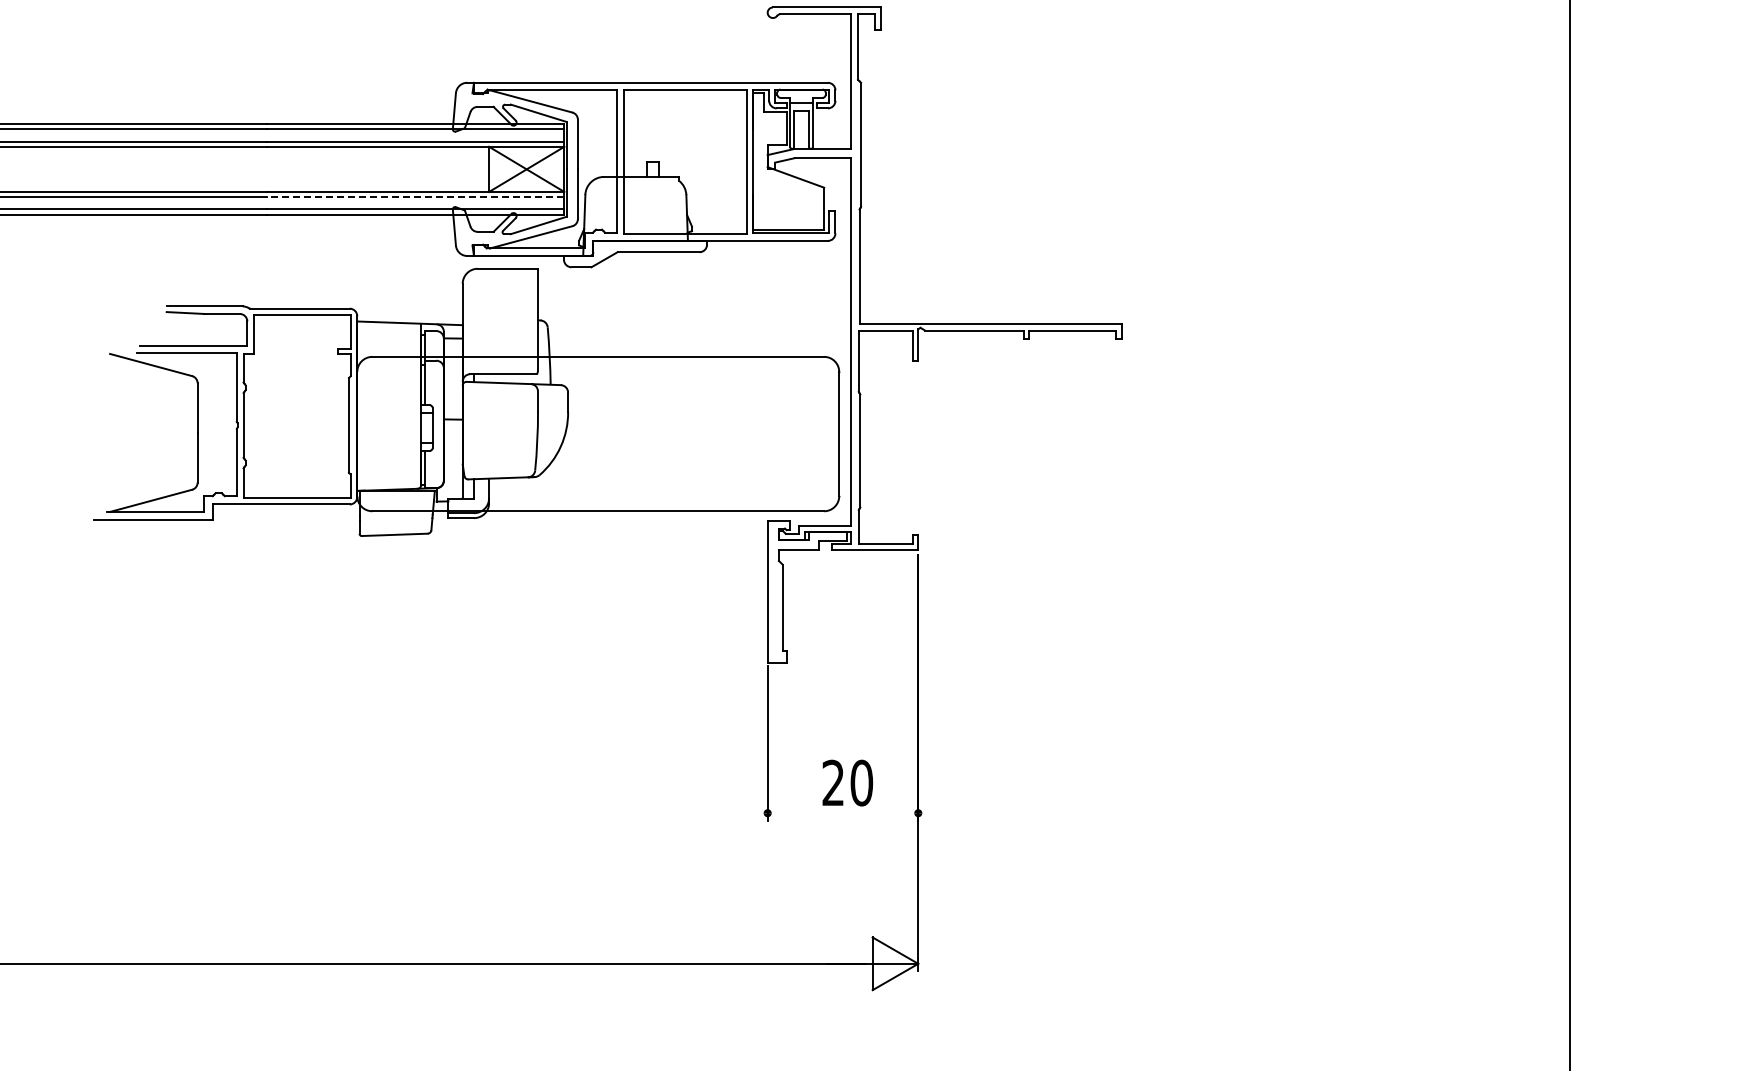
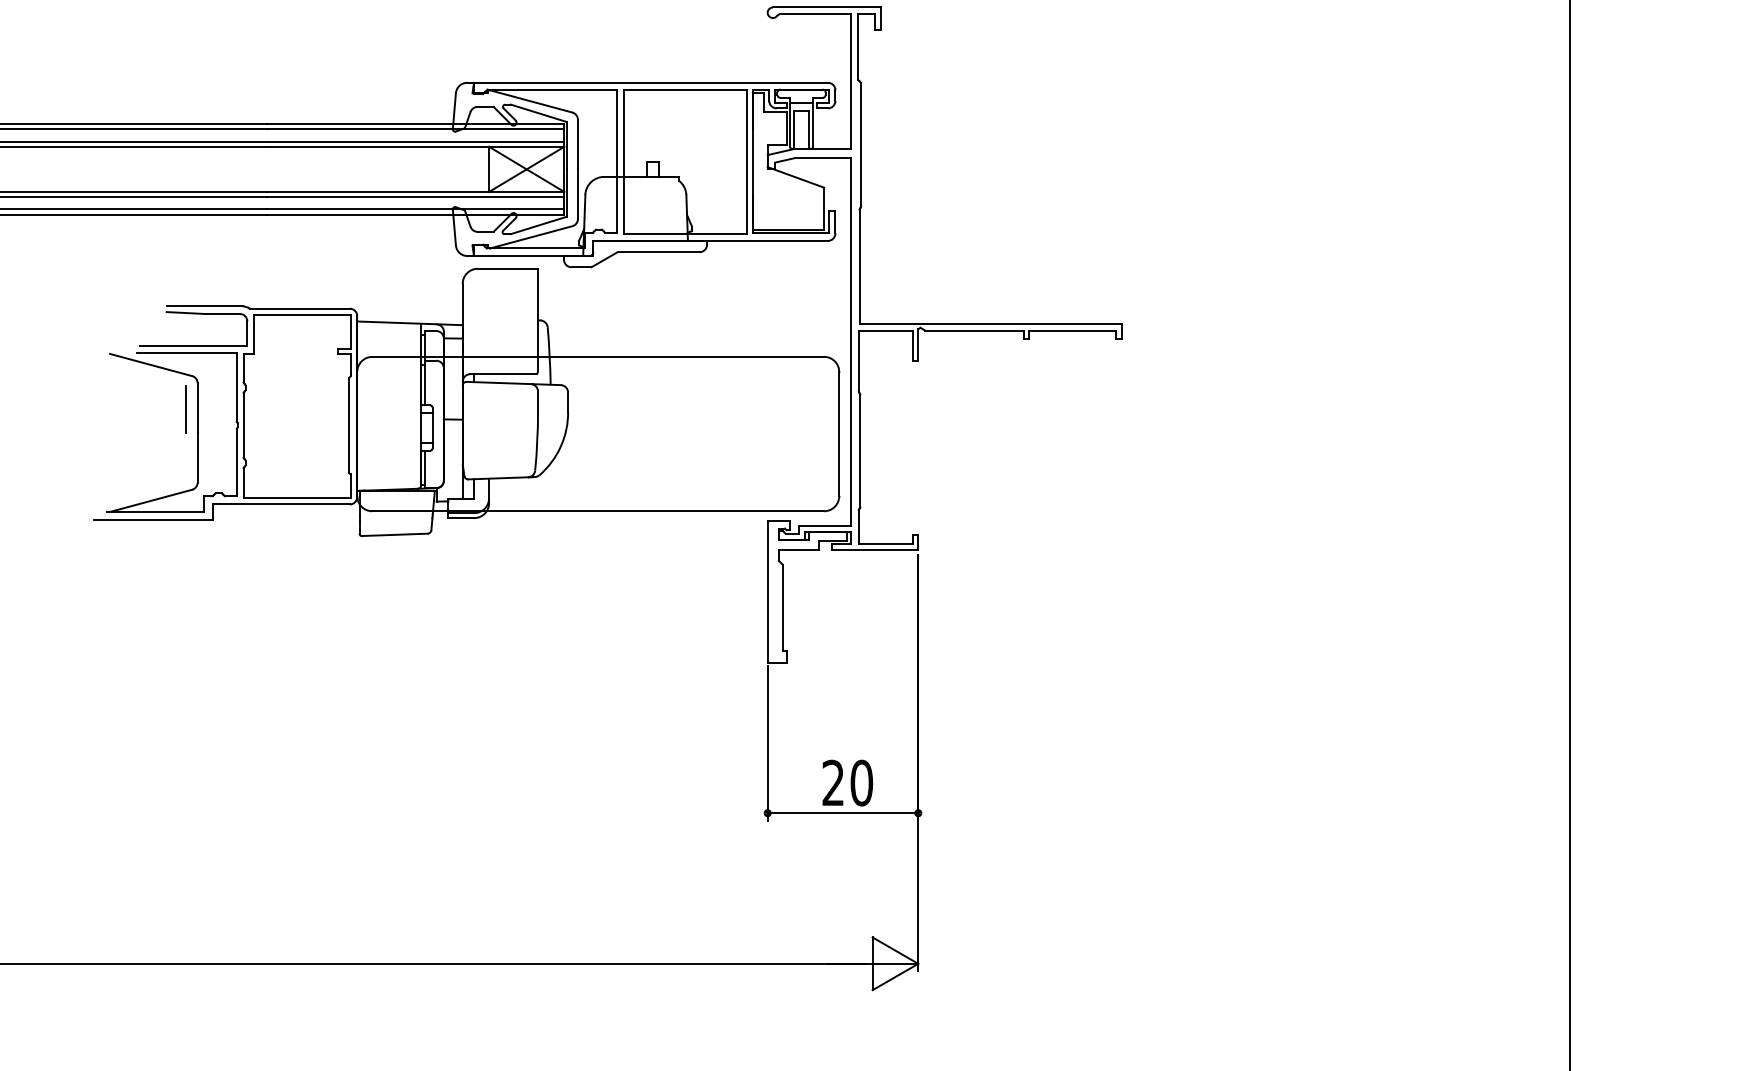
line: dashed -> solid (415, 197)
line: none -> present (185, 409)
line: none -> present (842, 813)
